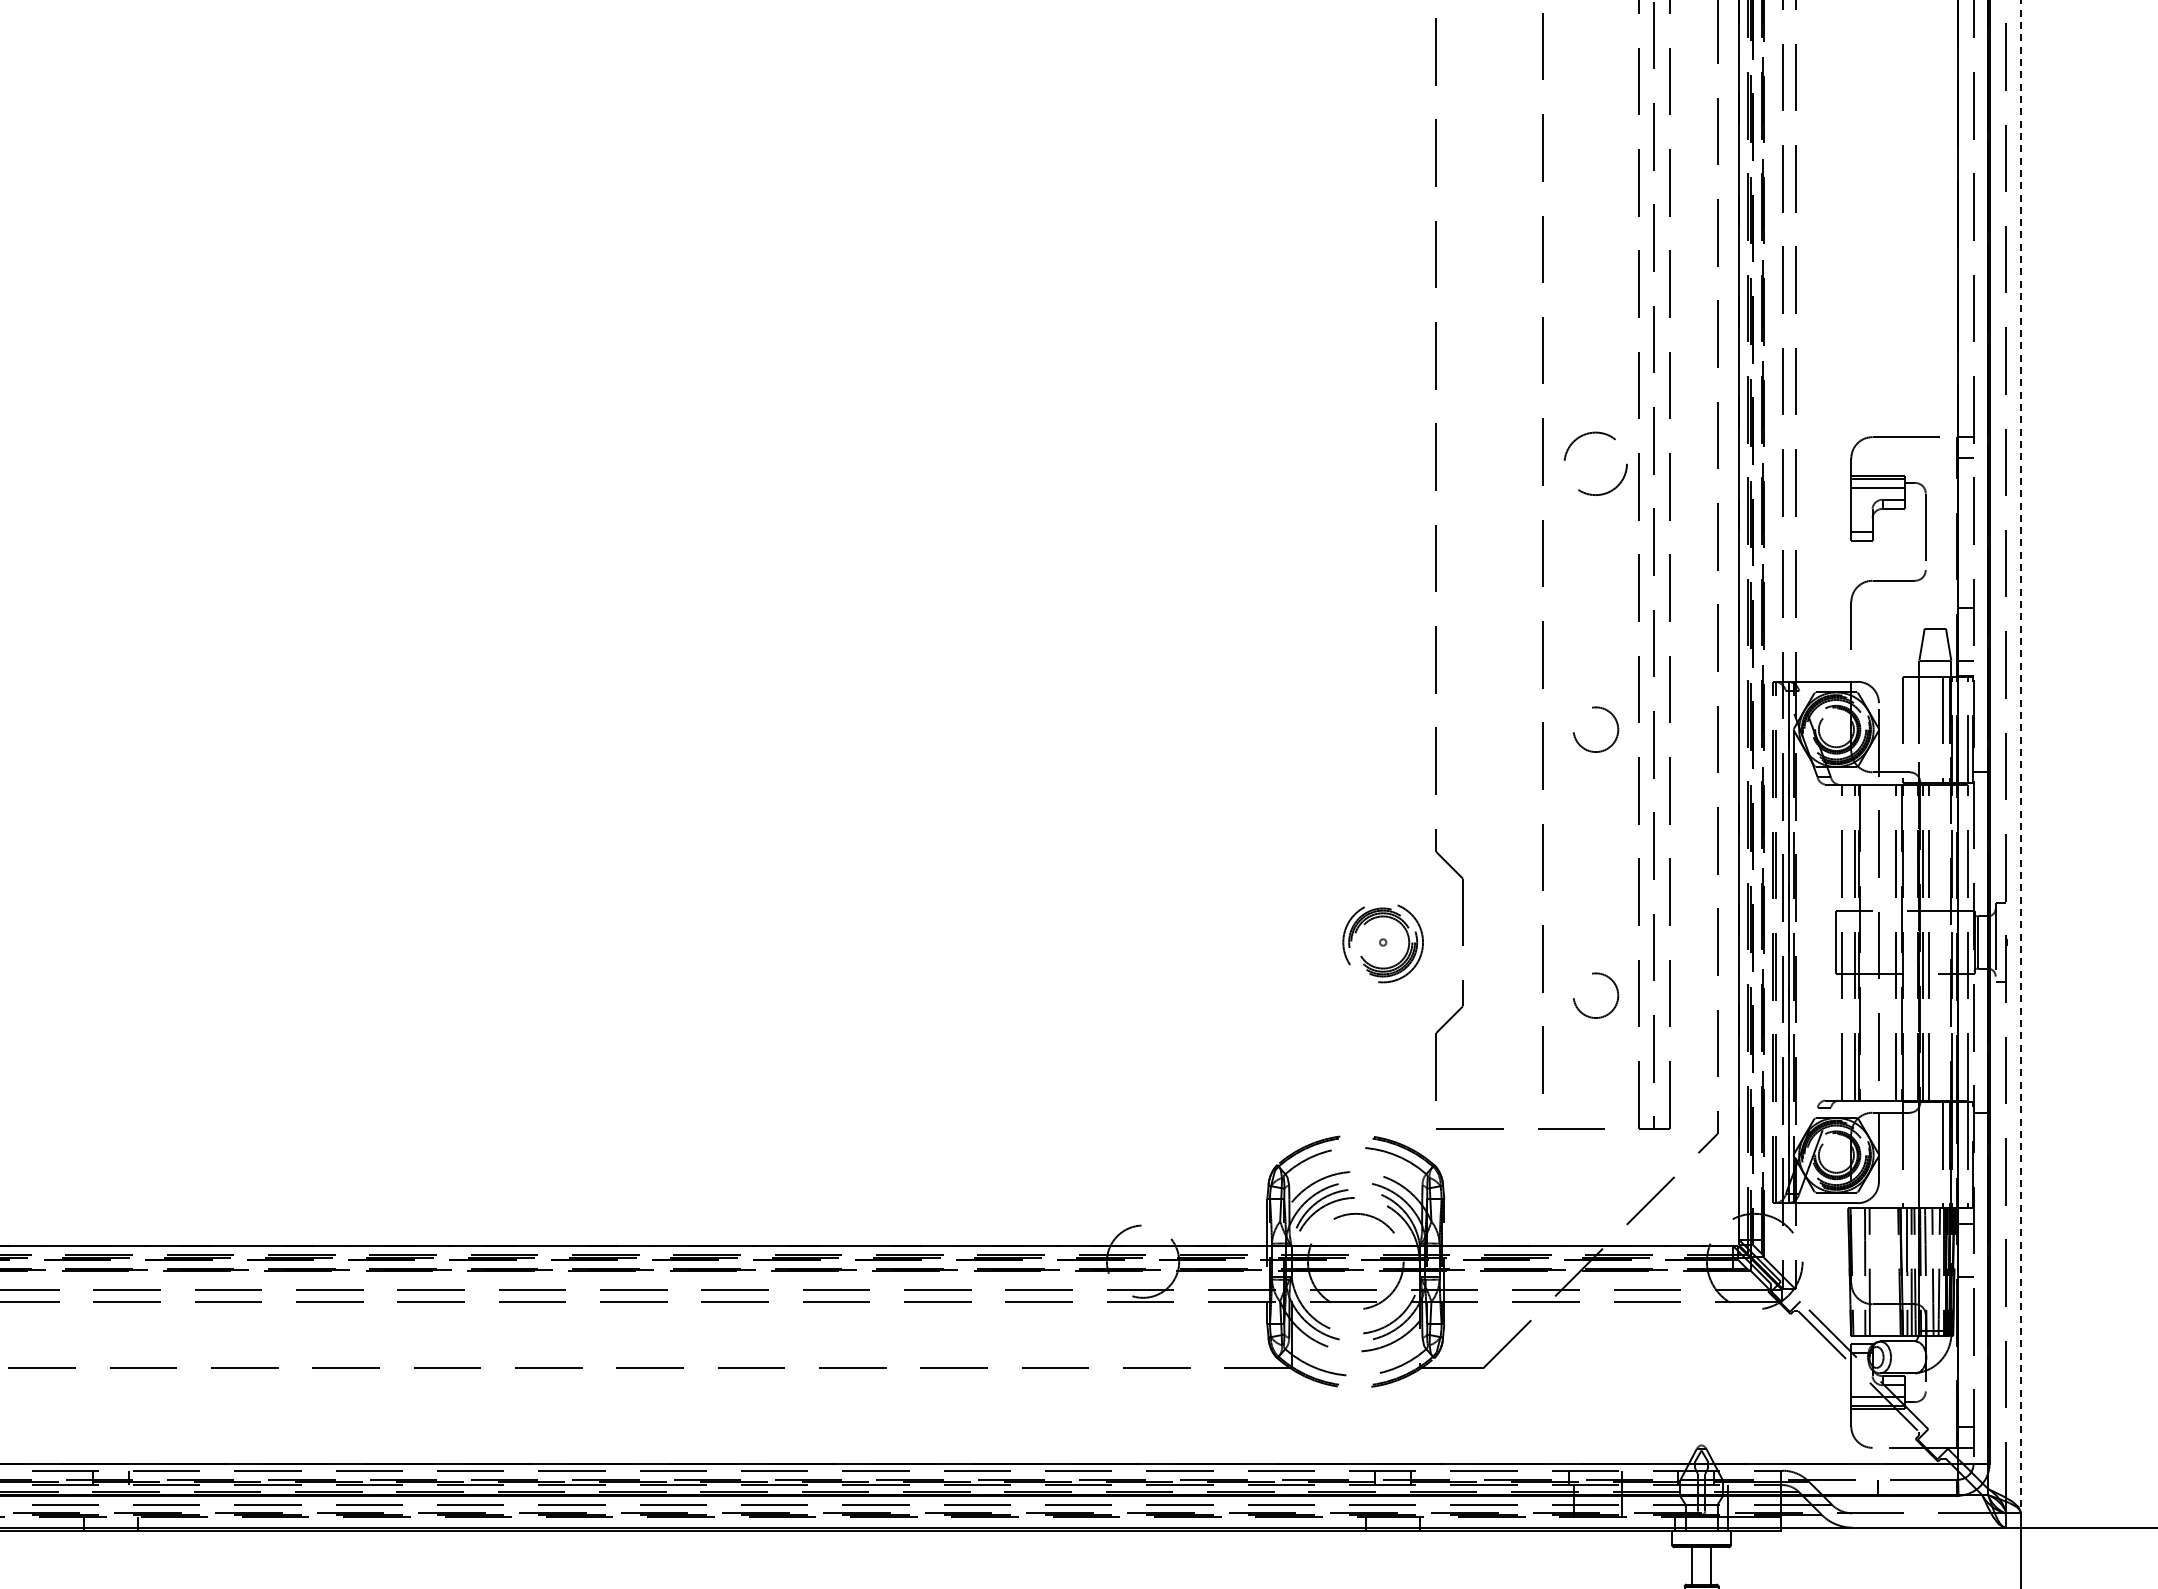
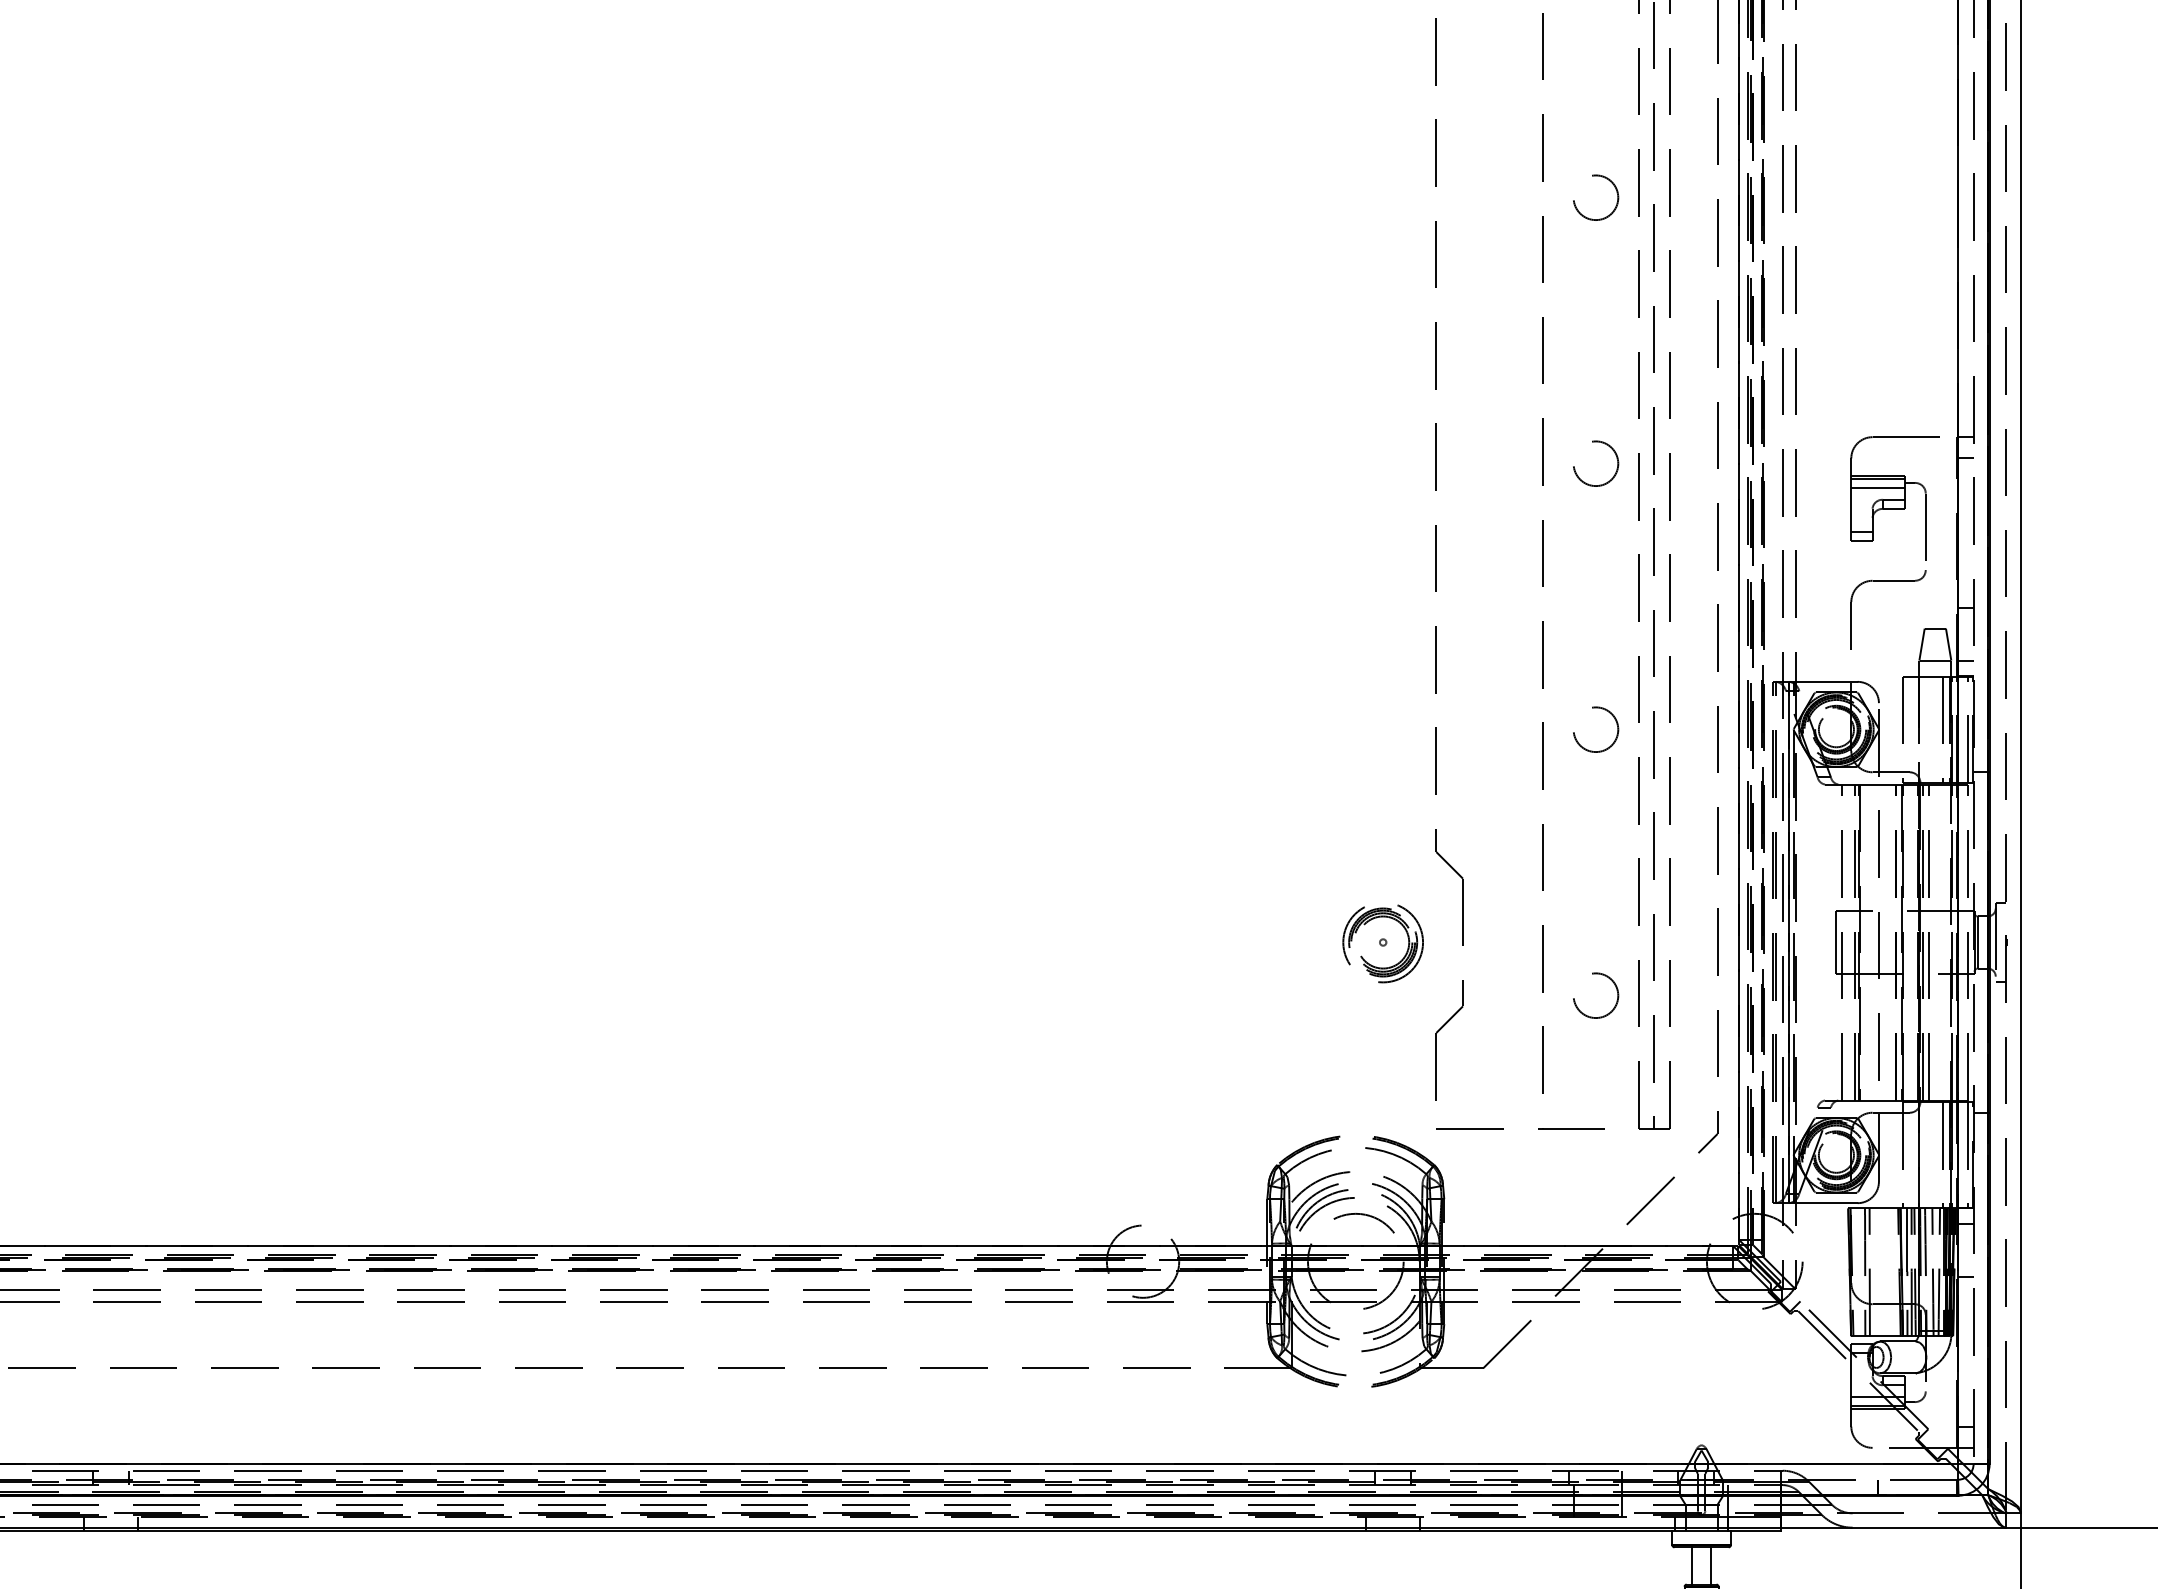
circle: none -> present (1596, 197)
circle size: 65x65 px -> 47x47 px (1596, 463)
line: dashed -> solid (2020, 756)
